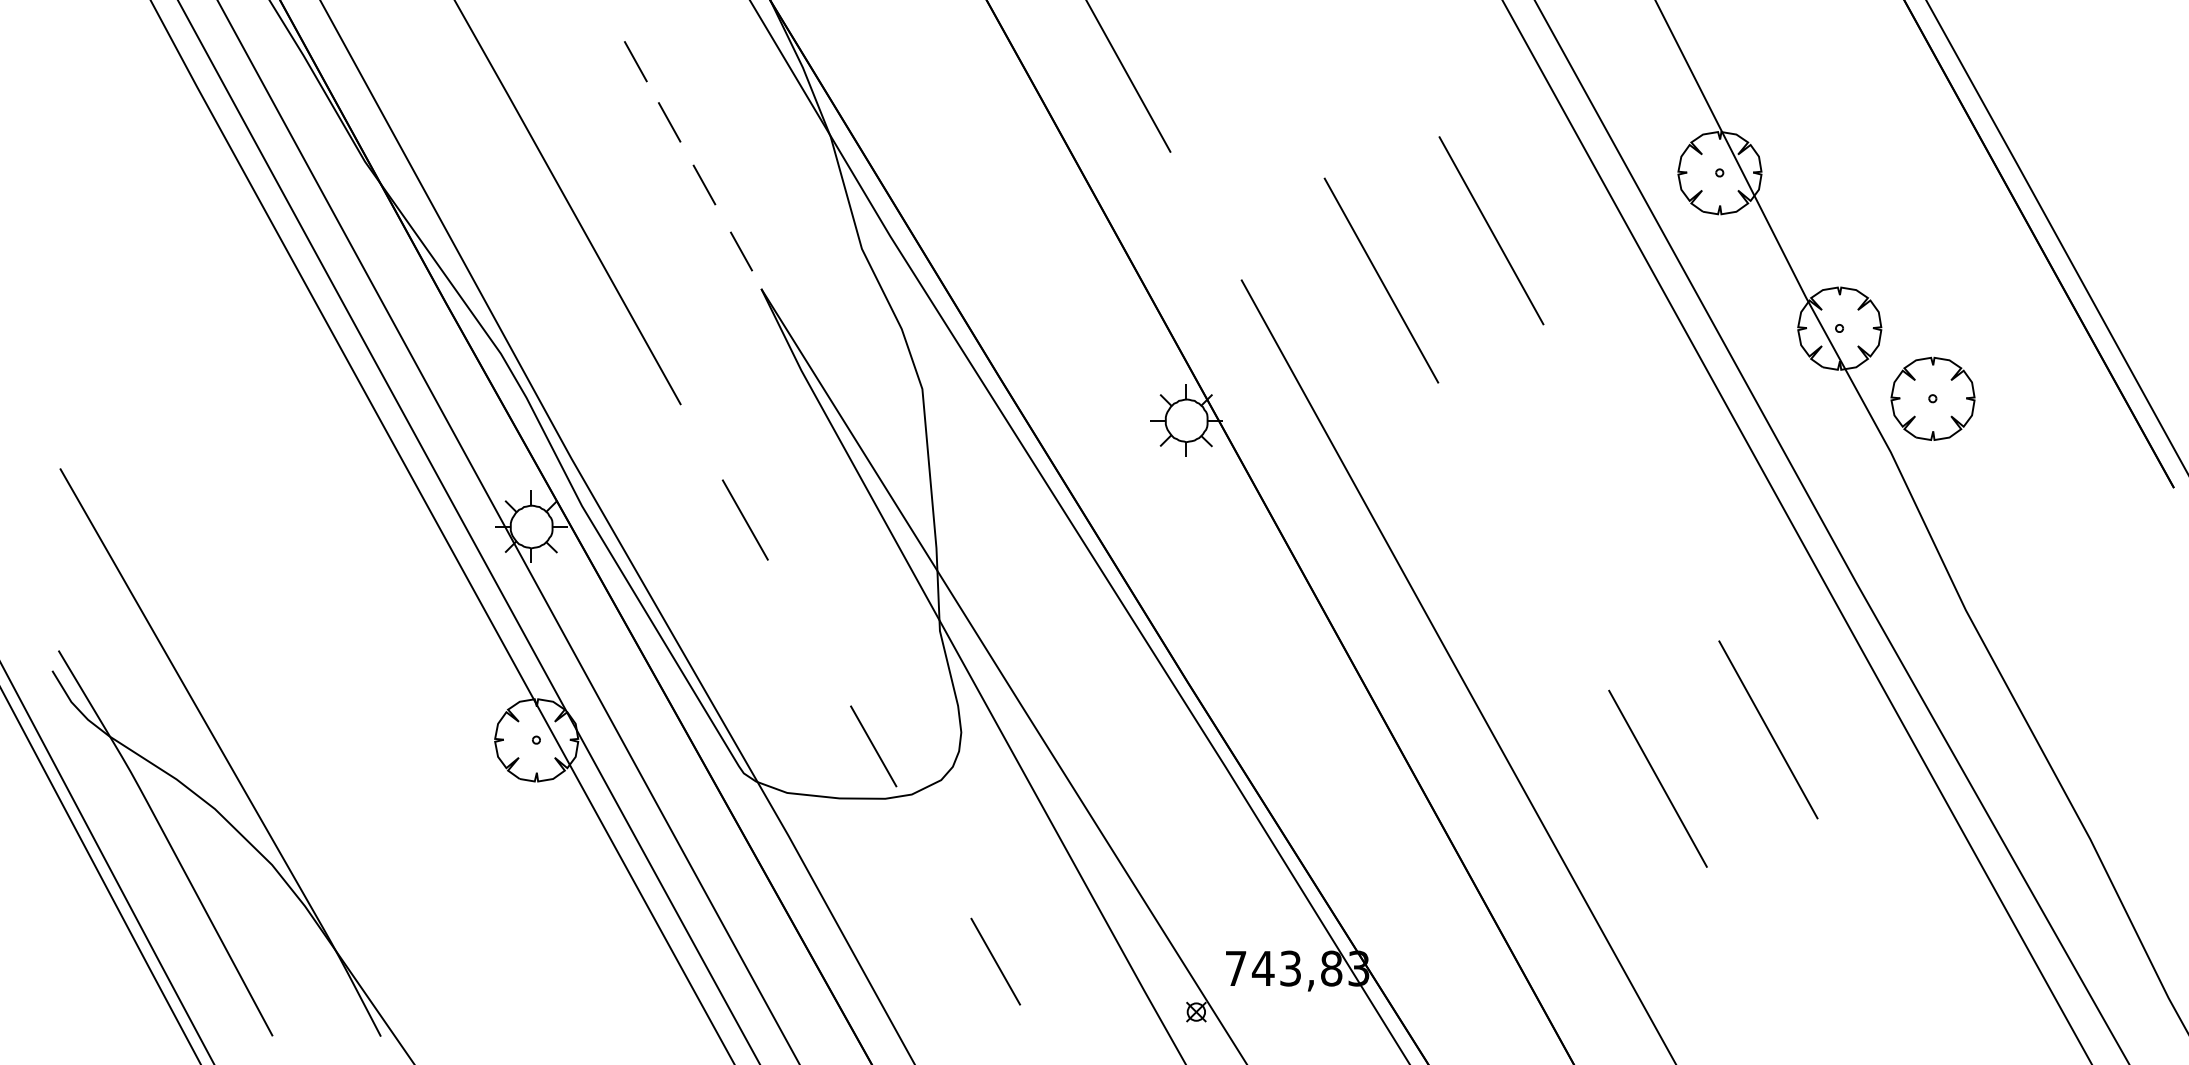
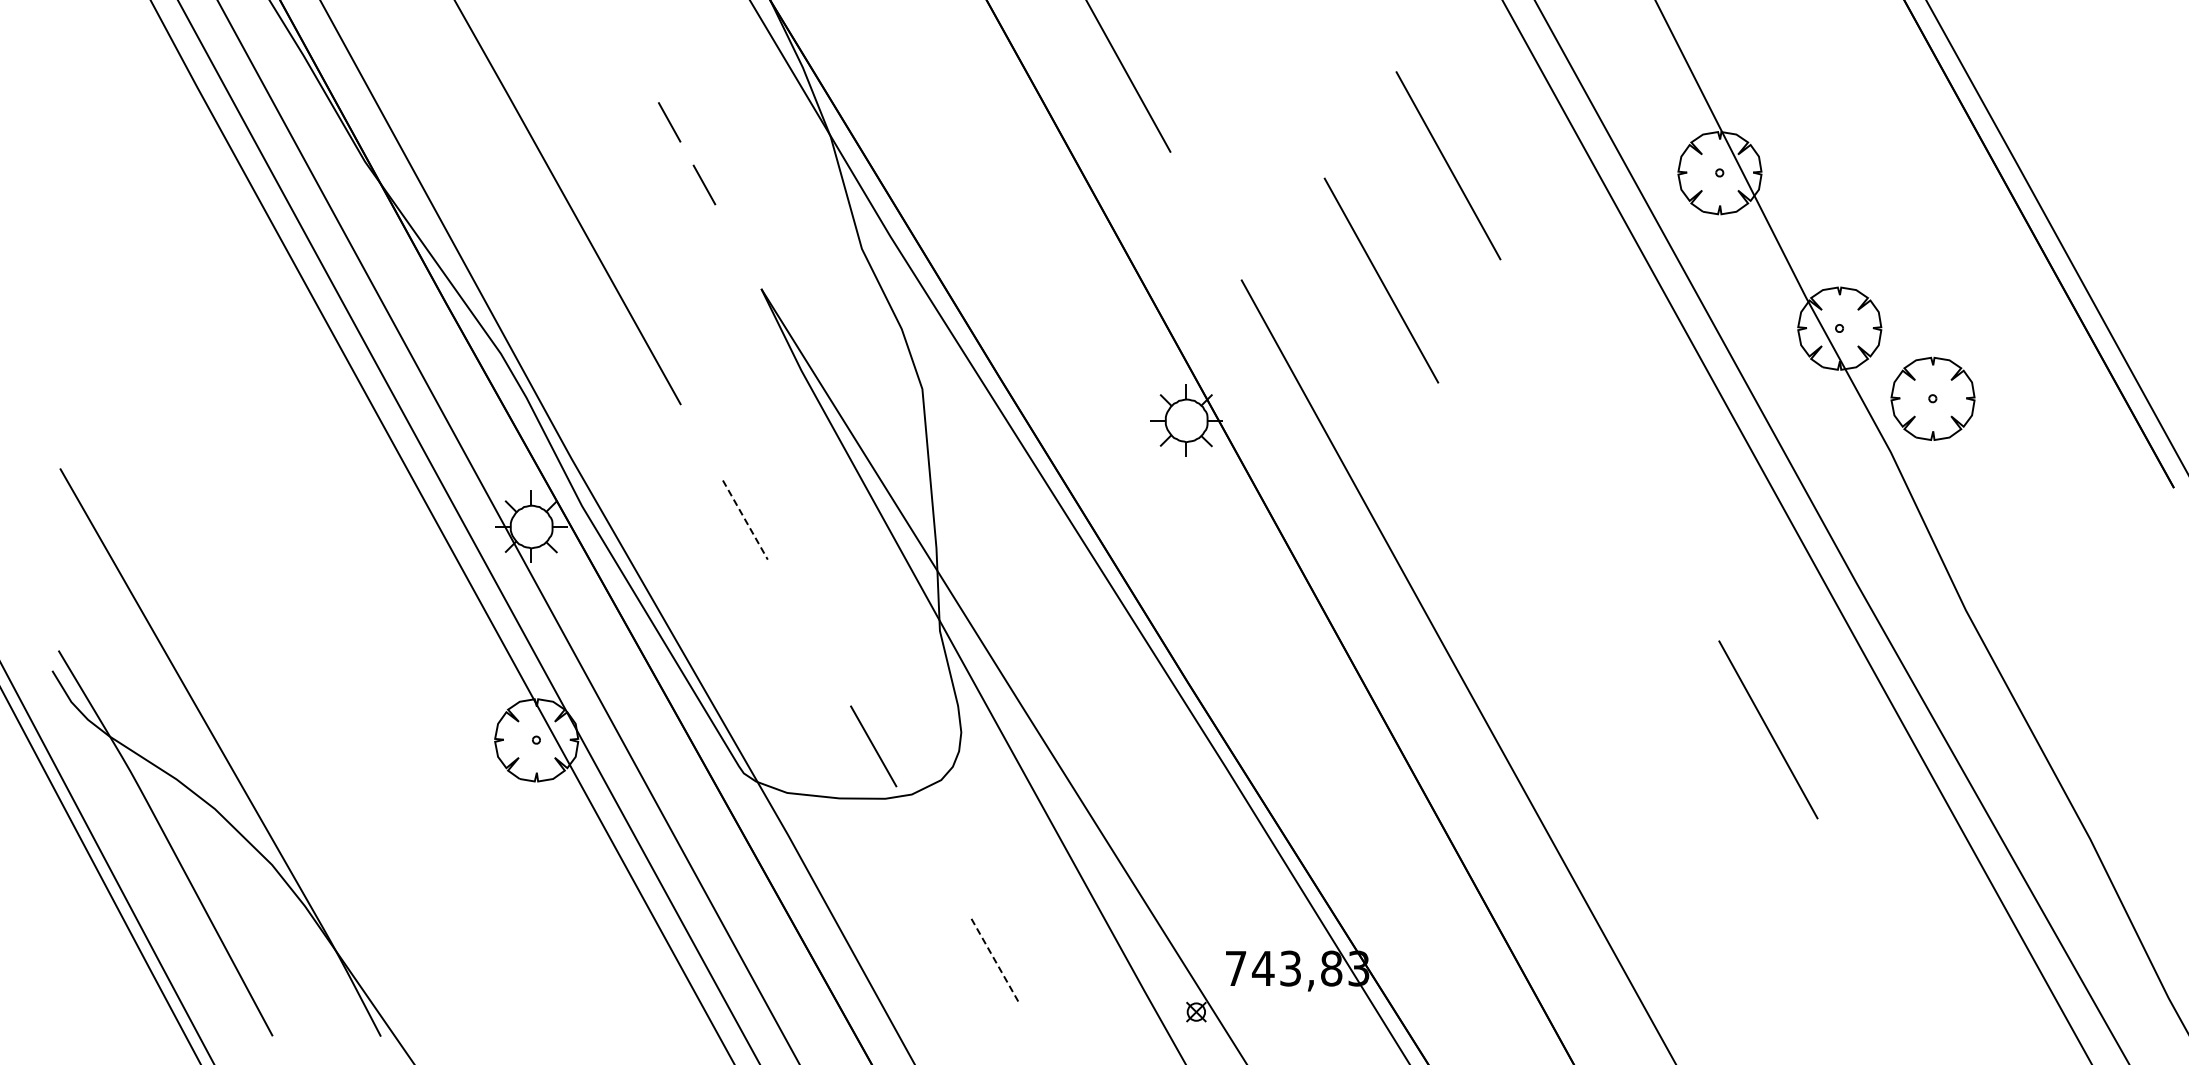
line: present -> none (635, 61)
line position: (1491, 230) -> (1448, 165) (1448, 165)
line: present -> none (741, 251)
line: solid -> dashed (745, 520)
line: present -> none (1657, 778)
line: solid -> dashed (996, 962)
